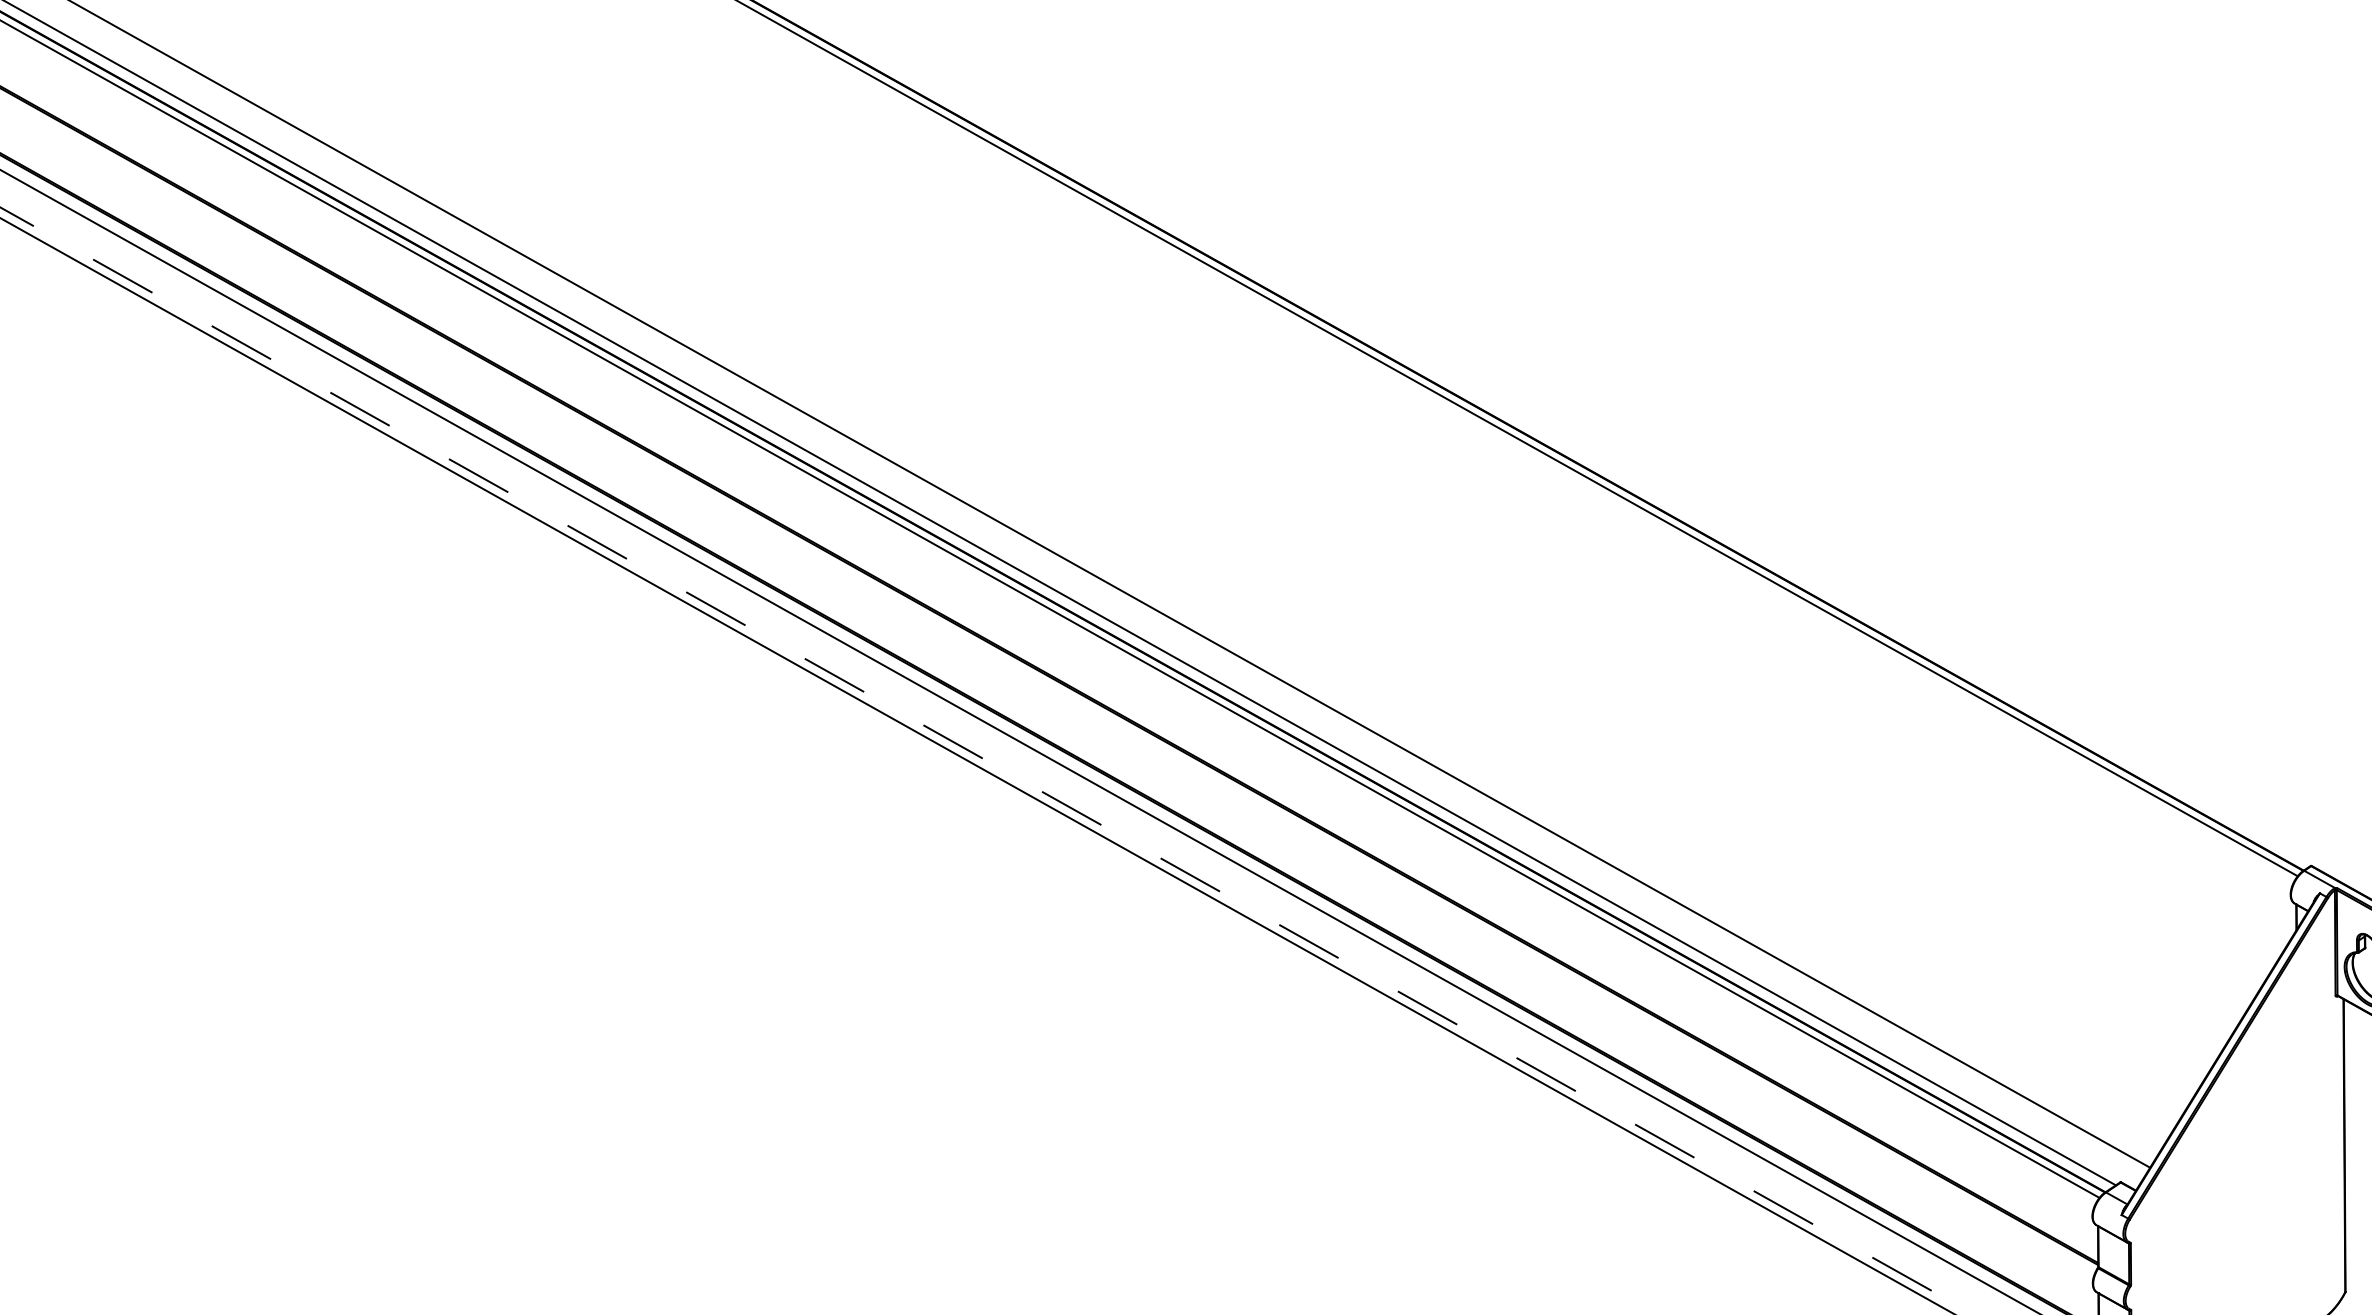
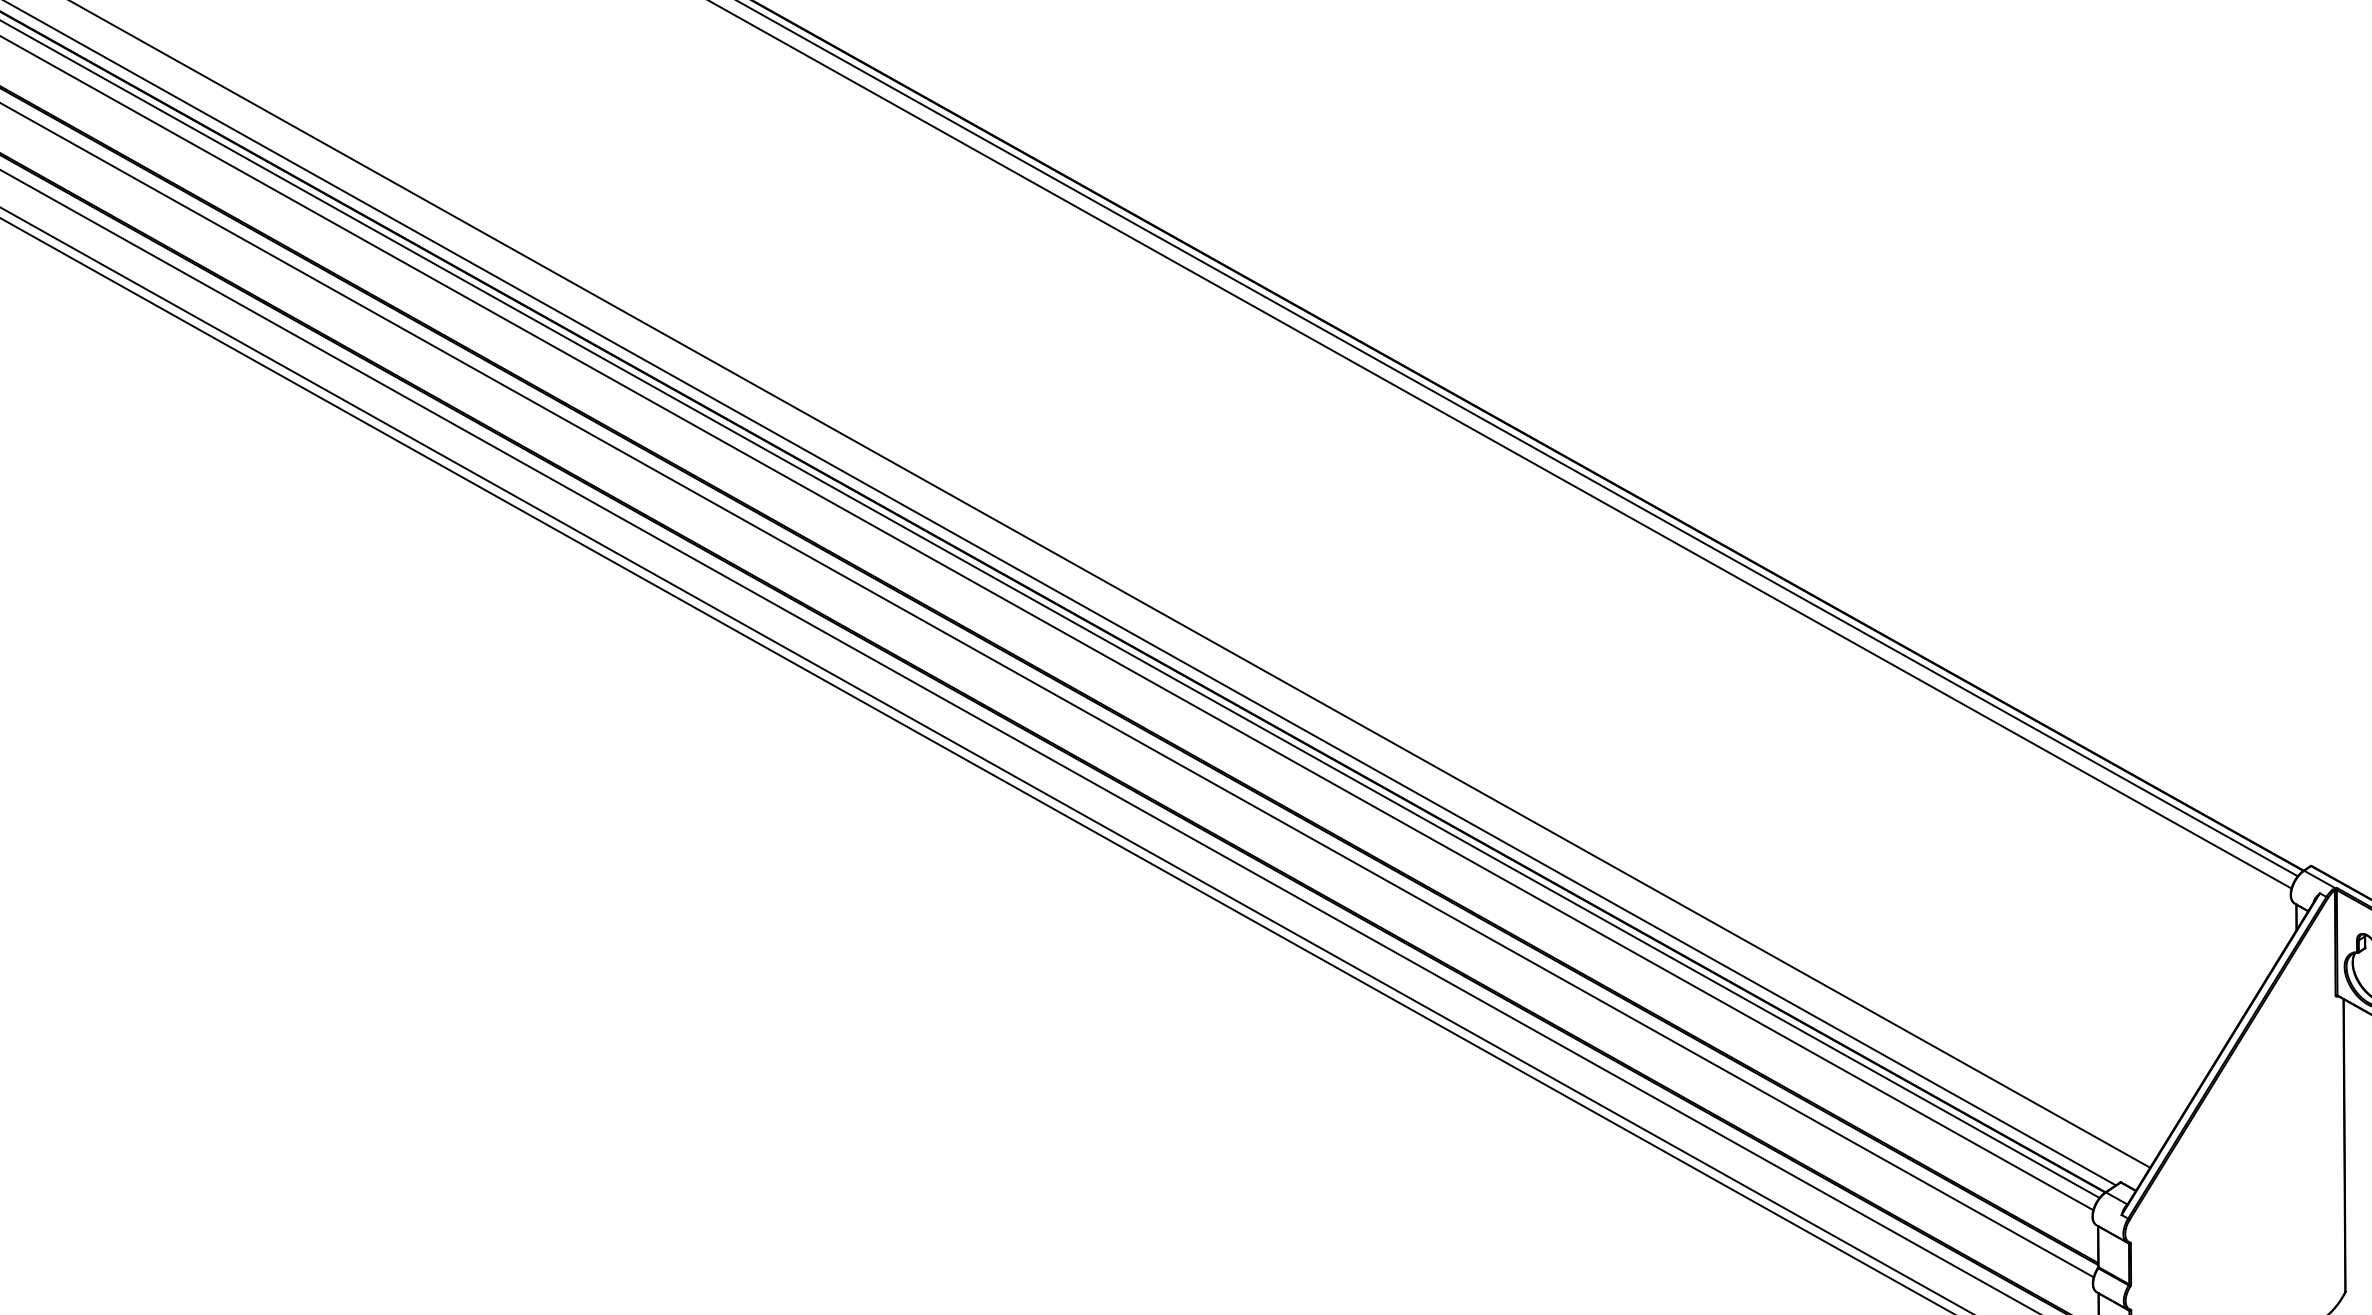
line: none -> present (1501, 445)
line: none -> present (1047, 623)
line: none -> present (1047, 690)
line: dashed -> solid (987, 761)
